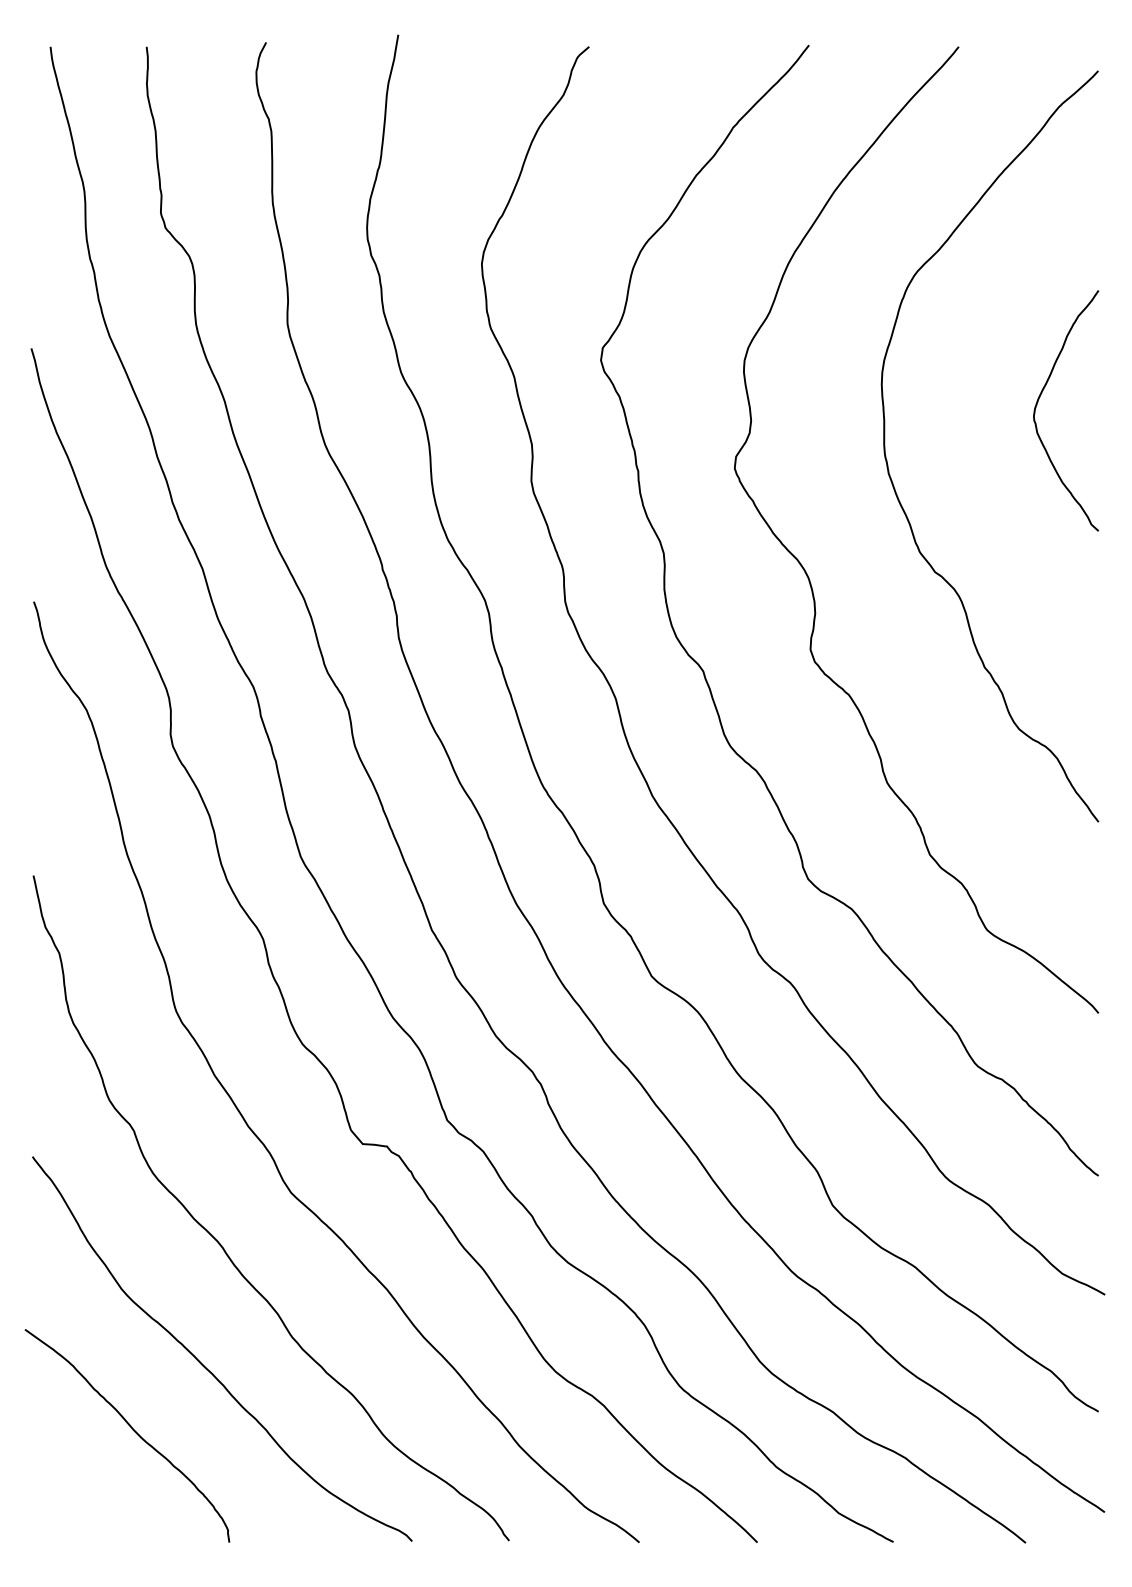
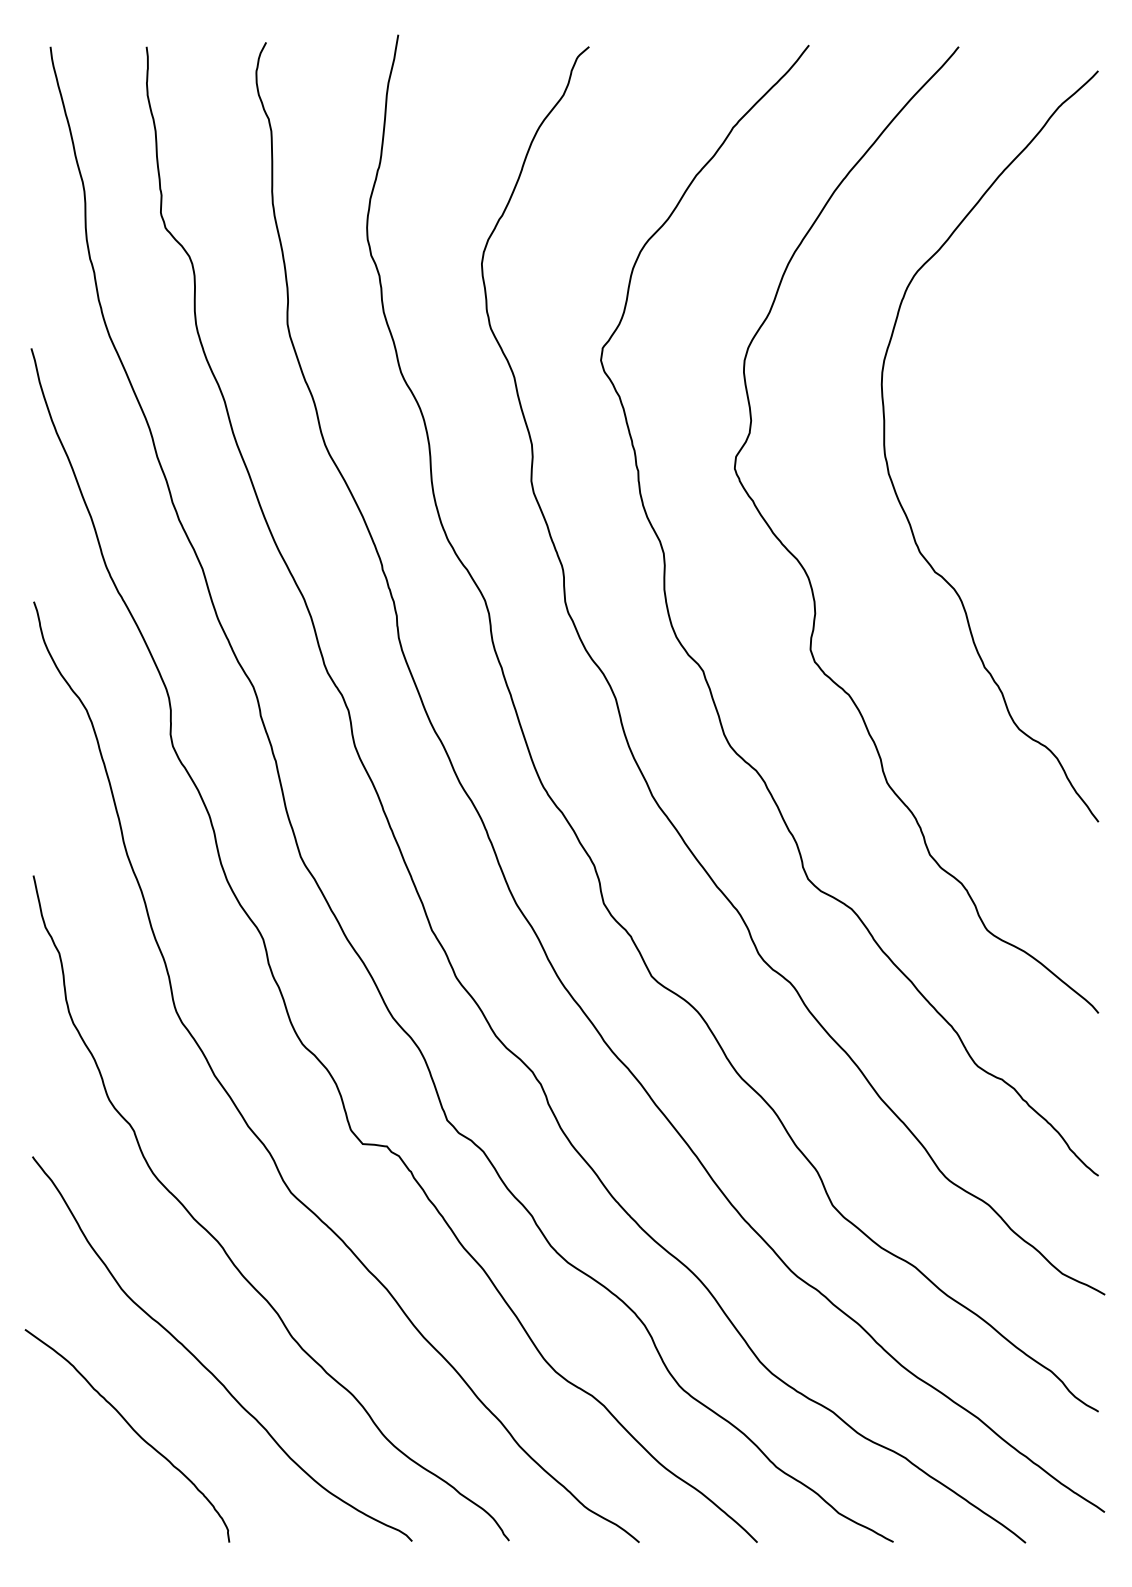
curve: present -> none (1040, 397)
